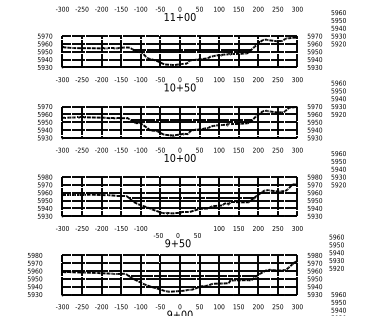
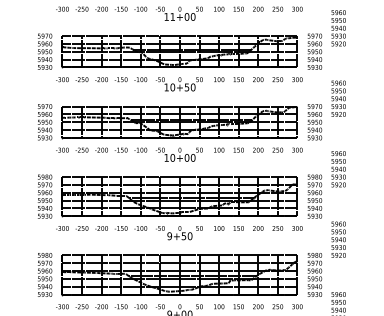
text position: (177, 240) -> (179, 233) (179, 233)
text position: (336, 252) -> (338, 239) (338, 239)
text position: (34, 274) -> (44, 274) (44, 274)
